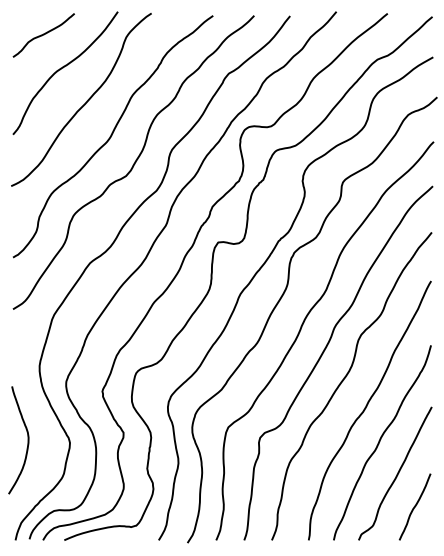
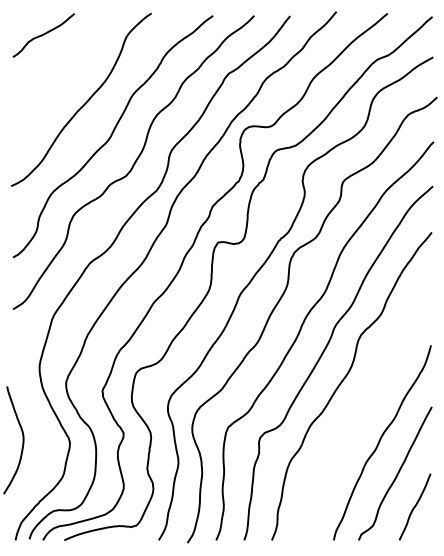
curve: present -> none (63, 68)
curve: present -> none (366, 408)
curve position: (27, 440) -> (22, 440) (22, 440)
